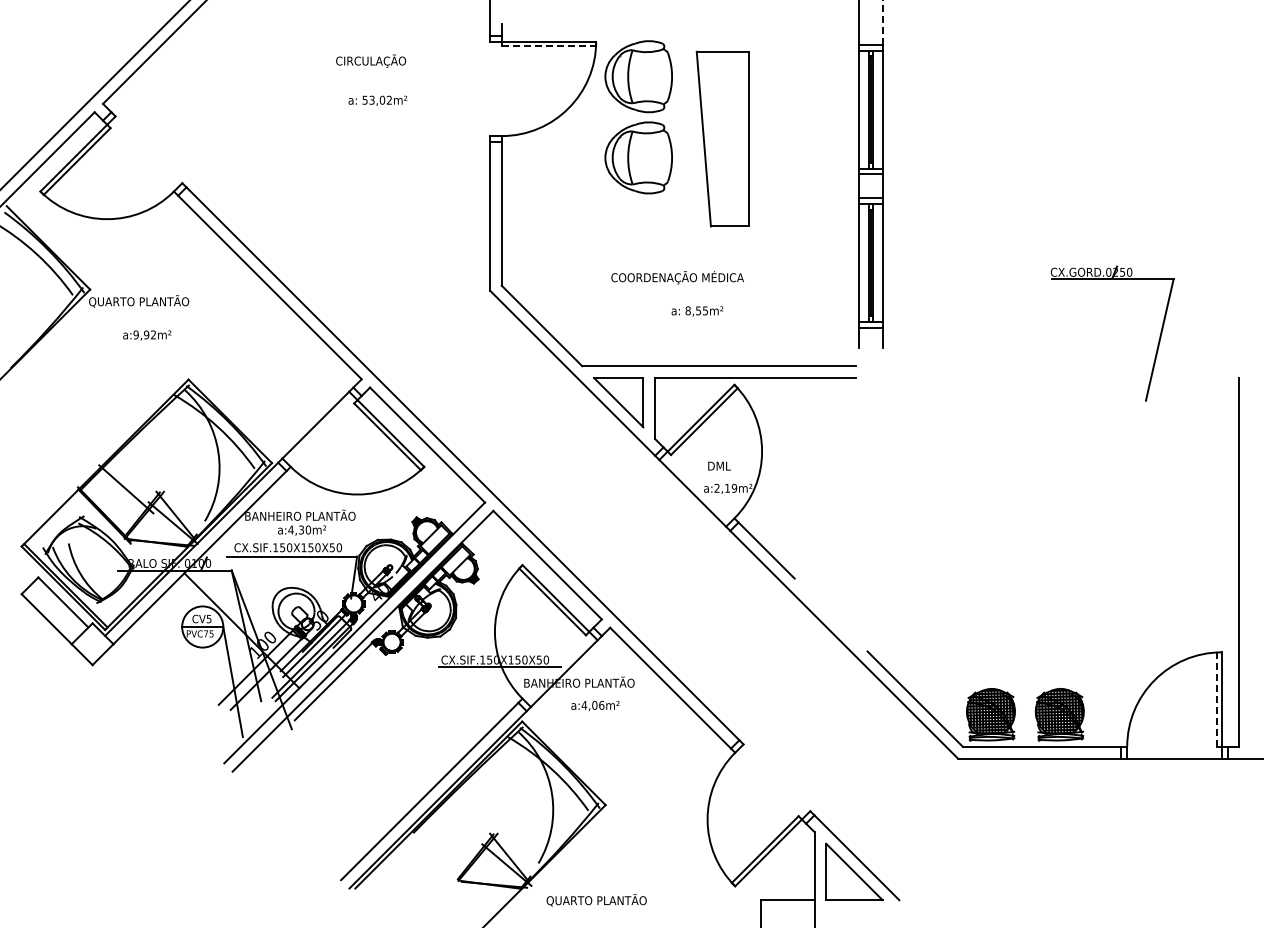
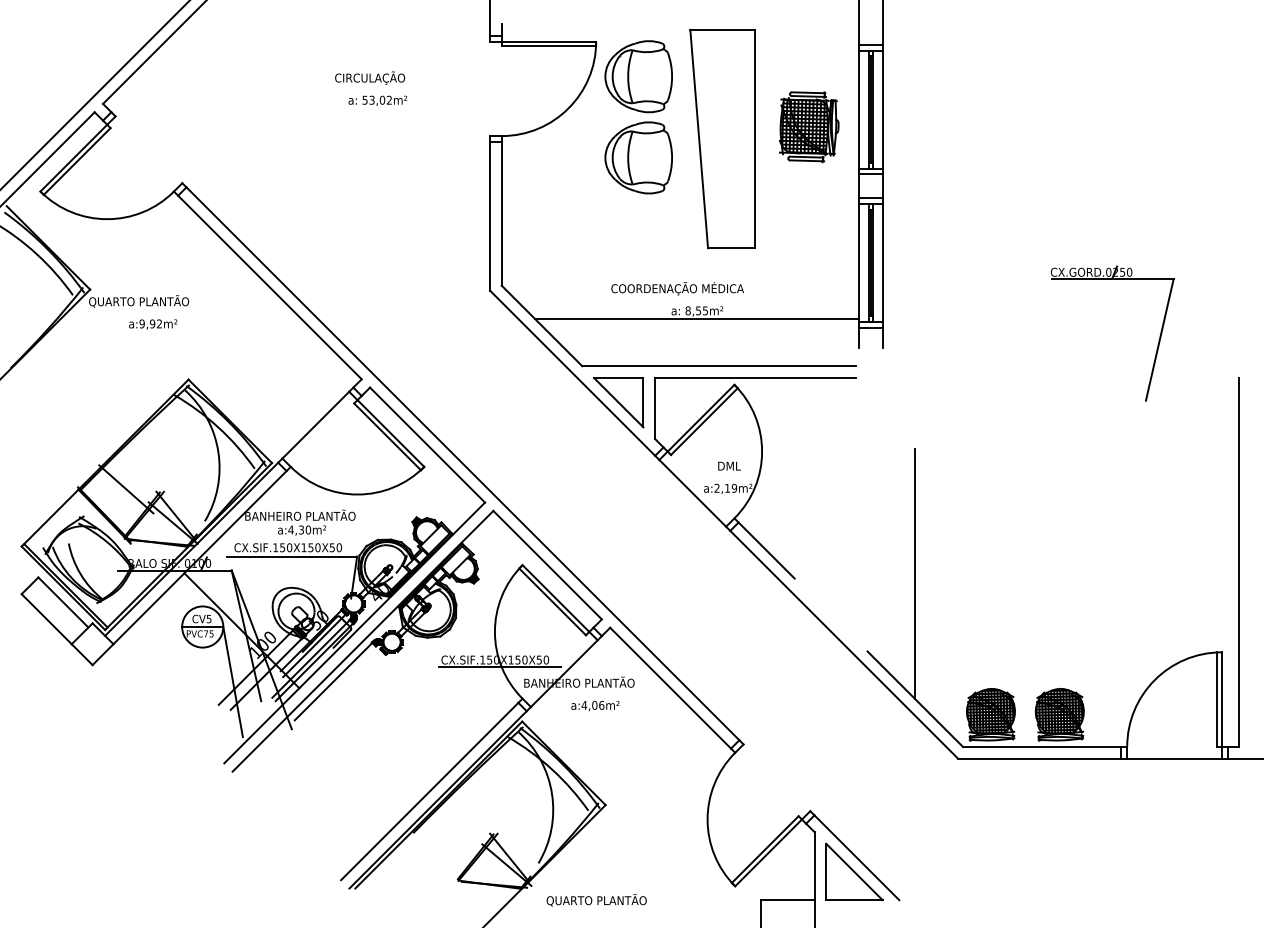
line: dashed -> solid (882, 22)
line: dashed -> solid (549, 46)
text position: (371, 60) -> (370, 77) (370, 77)
part: none -> present (808, 127)
part size: 55x178 px -> 67x221 px (722, 139)
text position: (677, 277) -> (677, 288) (677, 288)
line: none -> present (697, 318)
text position: (147, 335) -> (153, 324) (153, 324)
text position: (719, 465) -> (729, 465) (729, 465)
line: none -> present (914, 573)
line: dashed -> solid (1216, 700)
